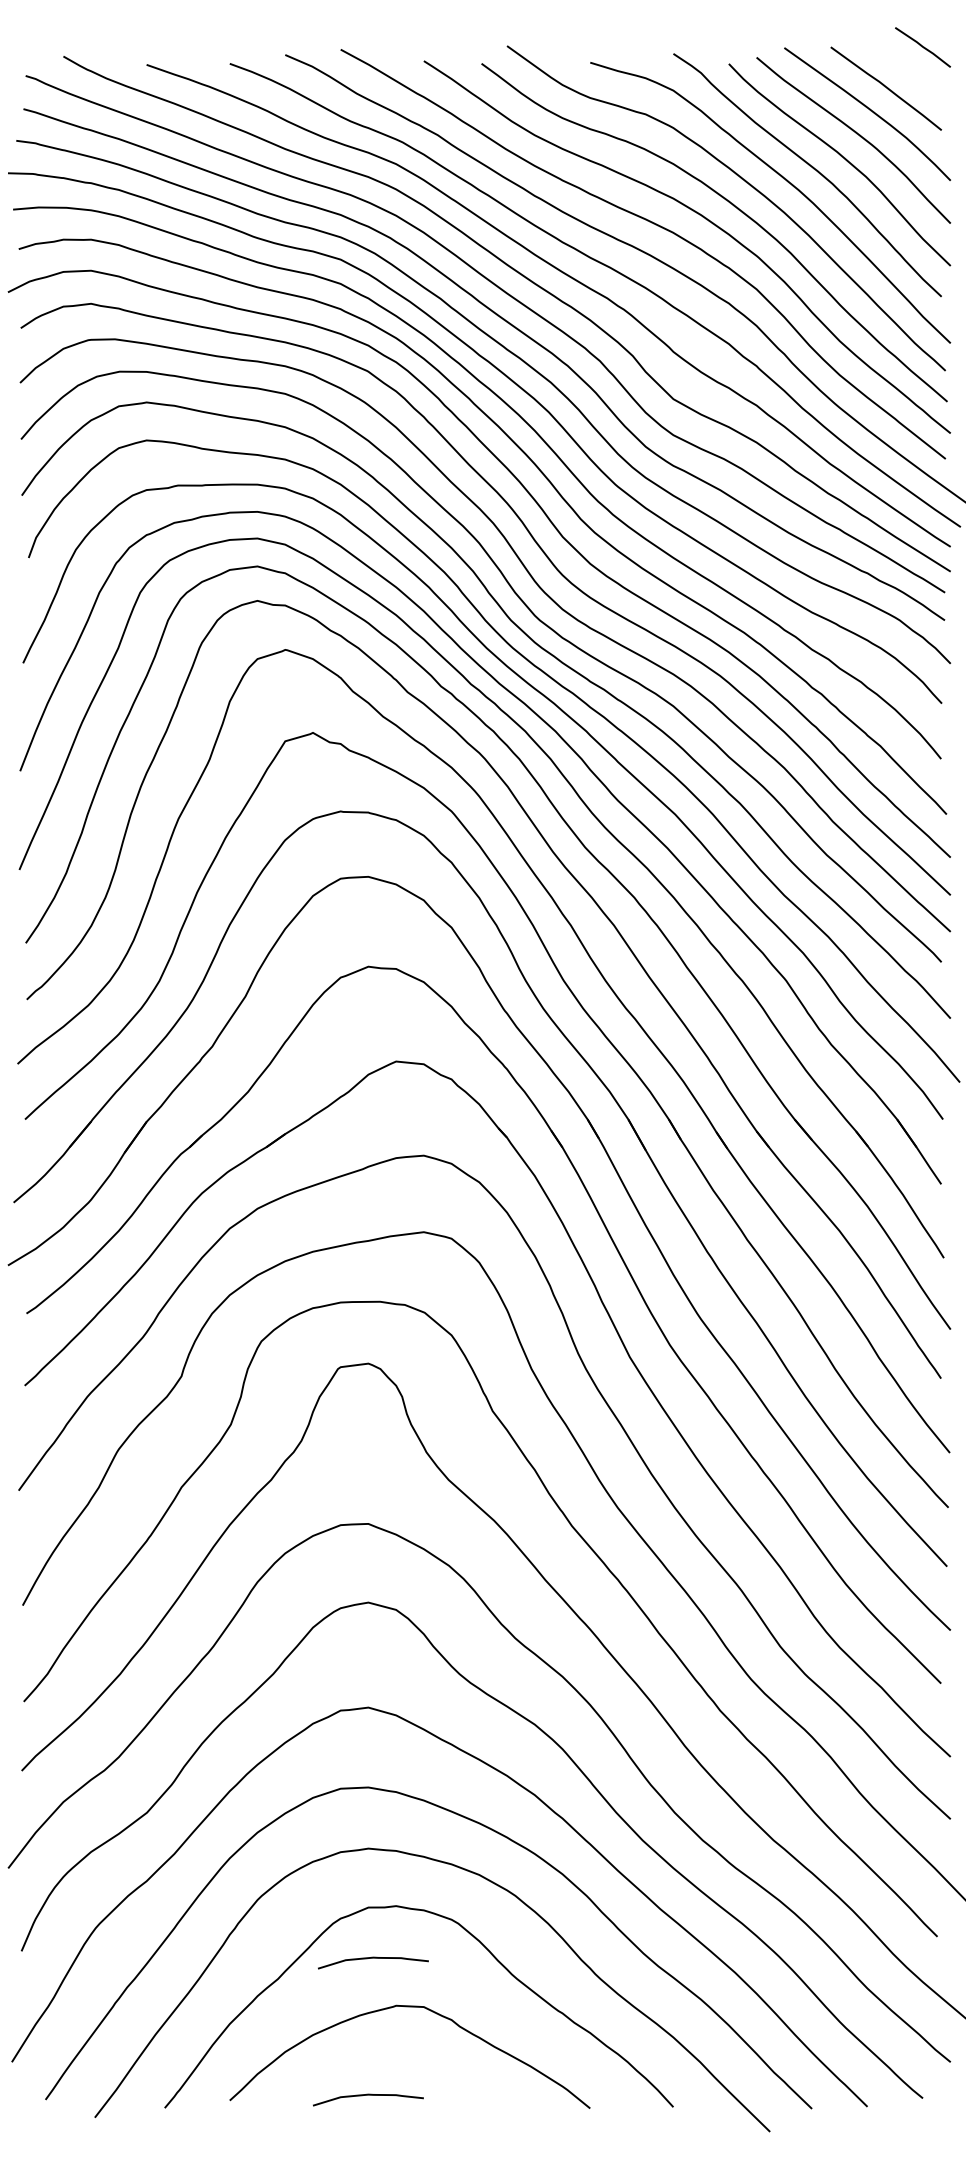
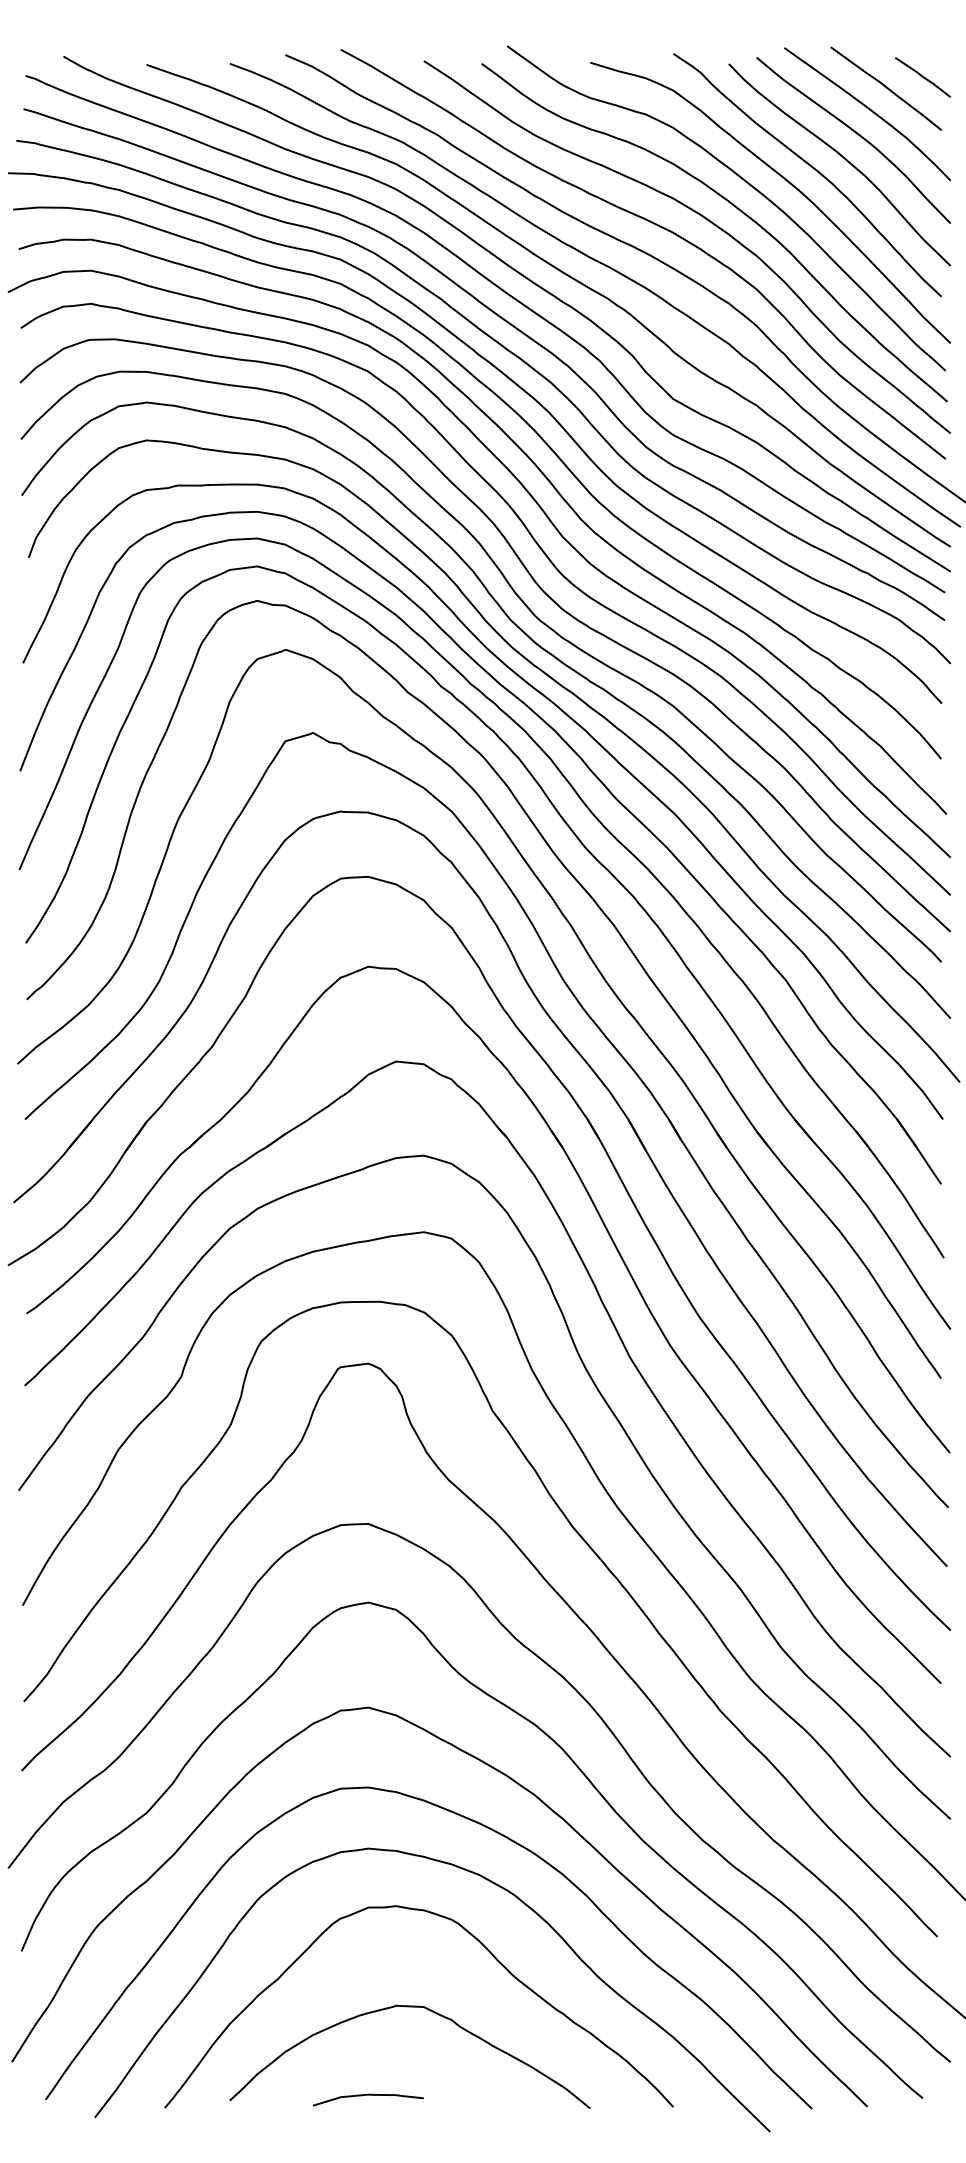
line position: (922, 47) -> (922, 77) (922, 77)
curve: present -> none (373, 1958)
